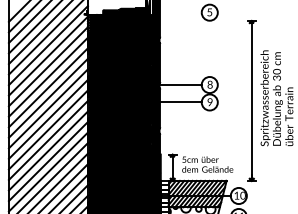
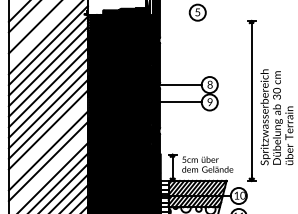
part position: (209, 12) -> (197, 12) (197, 12)
line: present -> none (28, 22)
line: present -> none (39, 33)
text position: (276, 98) -> (276, 117) (276, 117)
line: present -> none (47, 139)
line: present -> none (48, 171)
